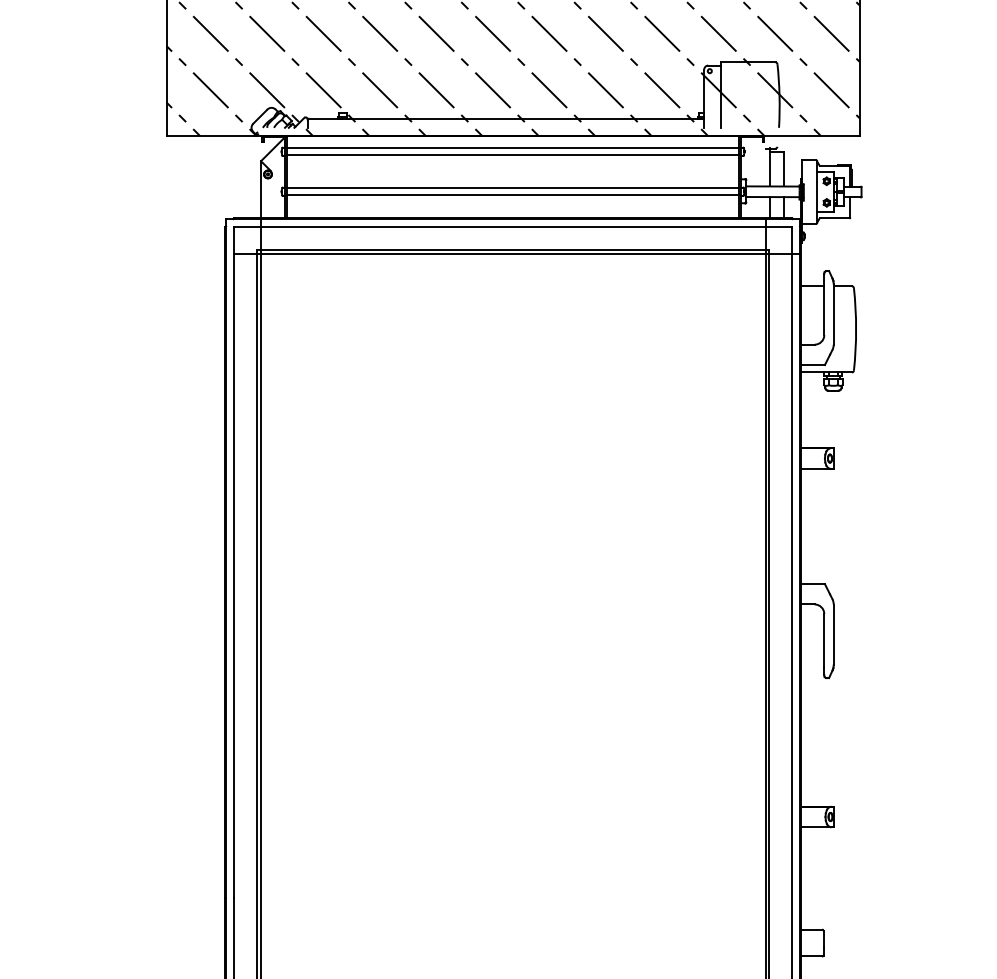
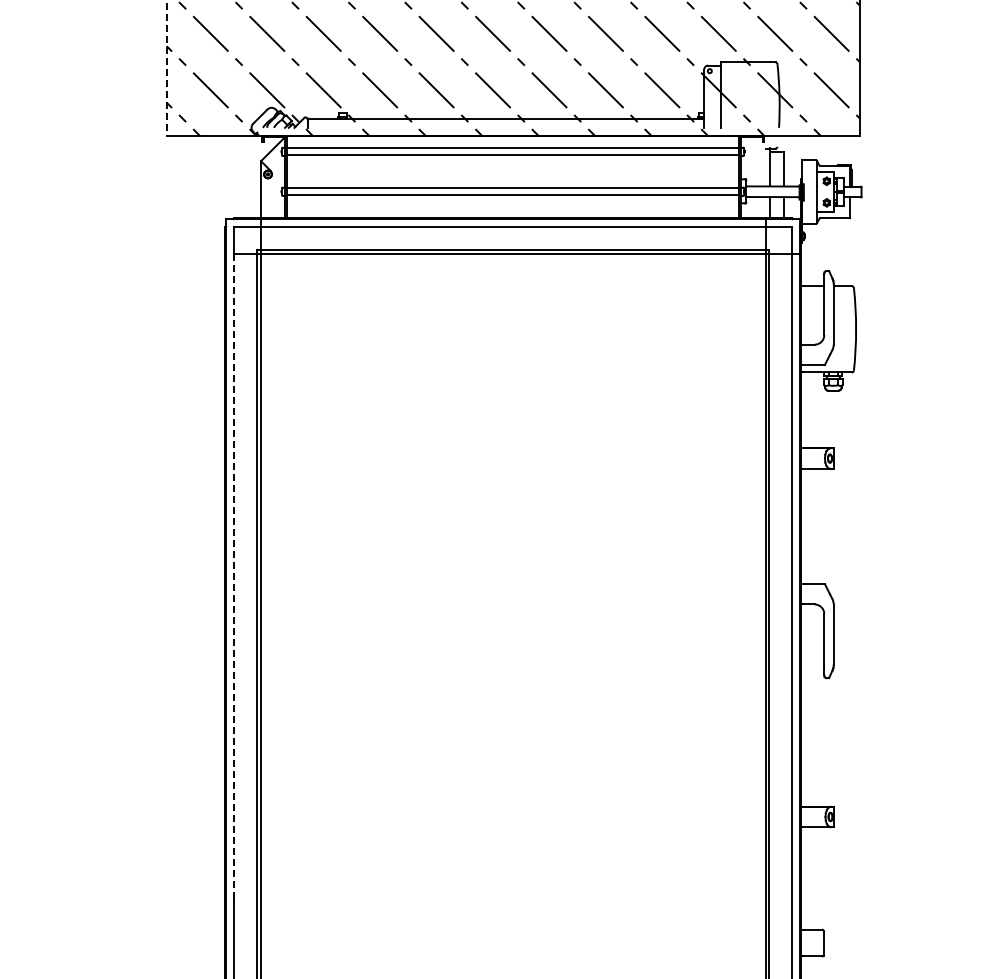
line: solid -> dashed (166, 68)
line: solid -> dashed (233, 576)
